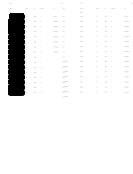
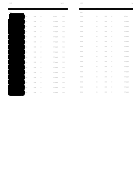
line: none -> present (37, 9)
line: none -> present (104, 9)
text position: (66, 78) -> (56, 74) (56, 74)
